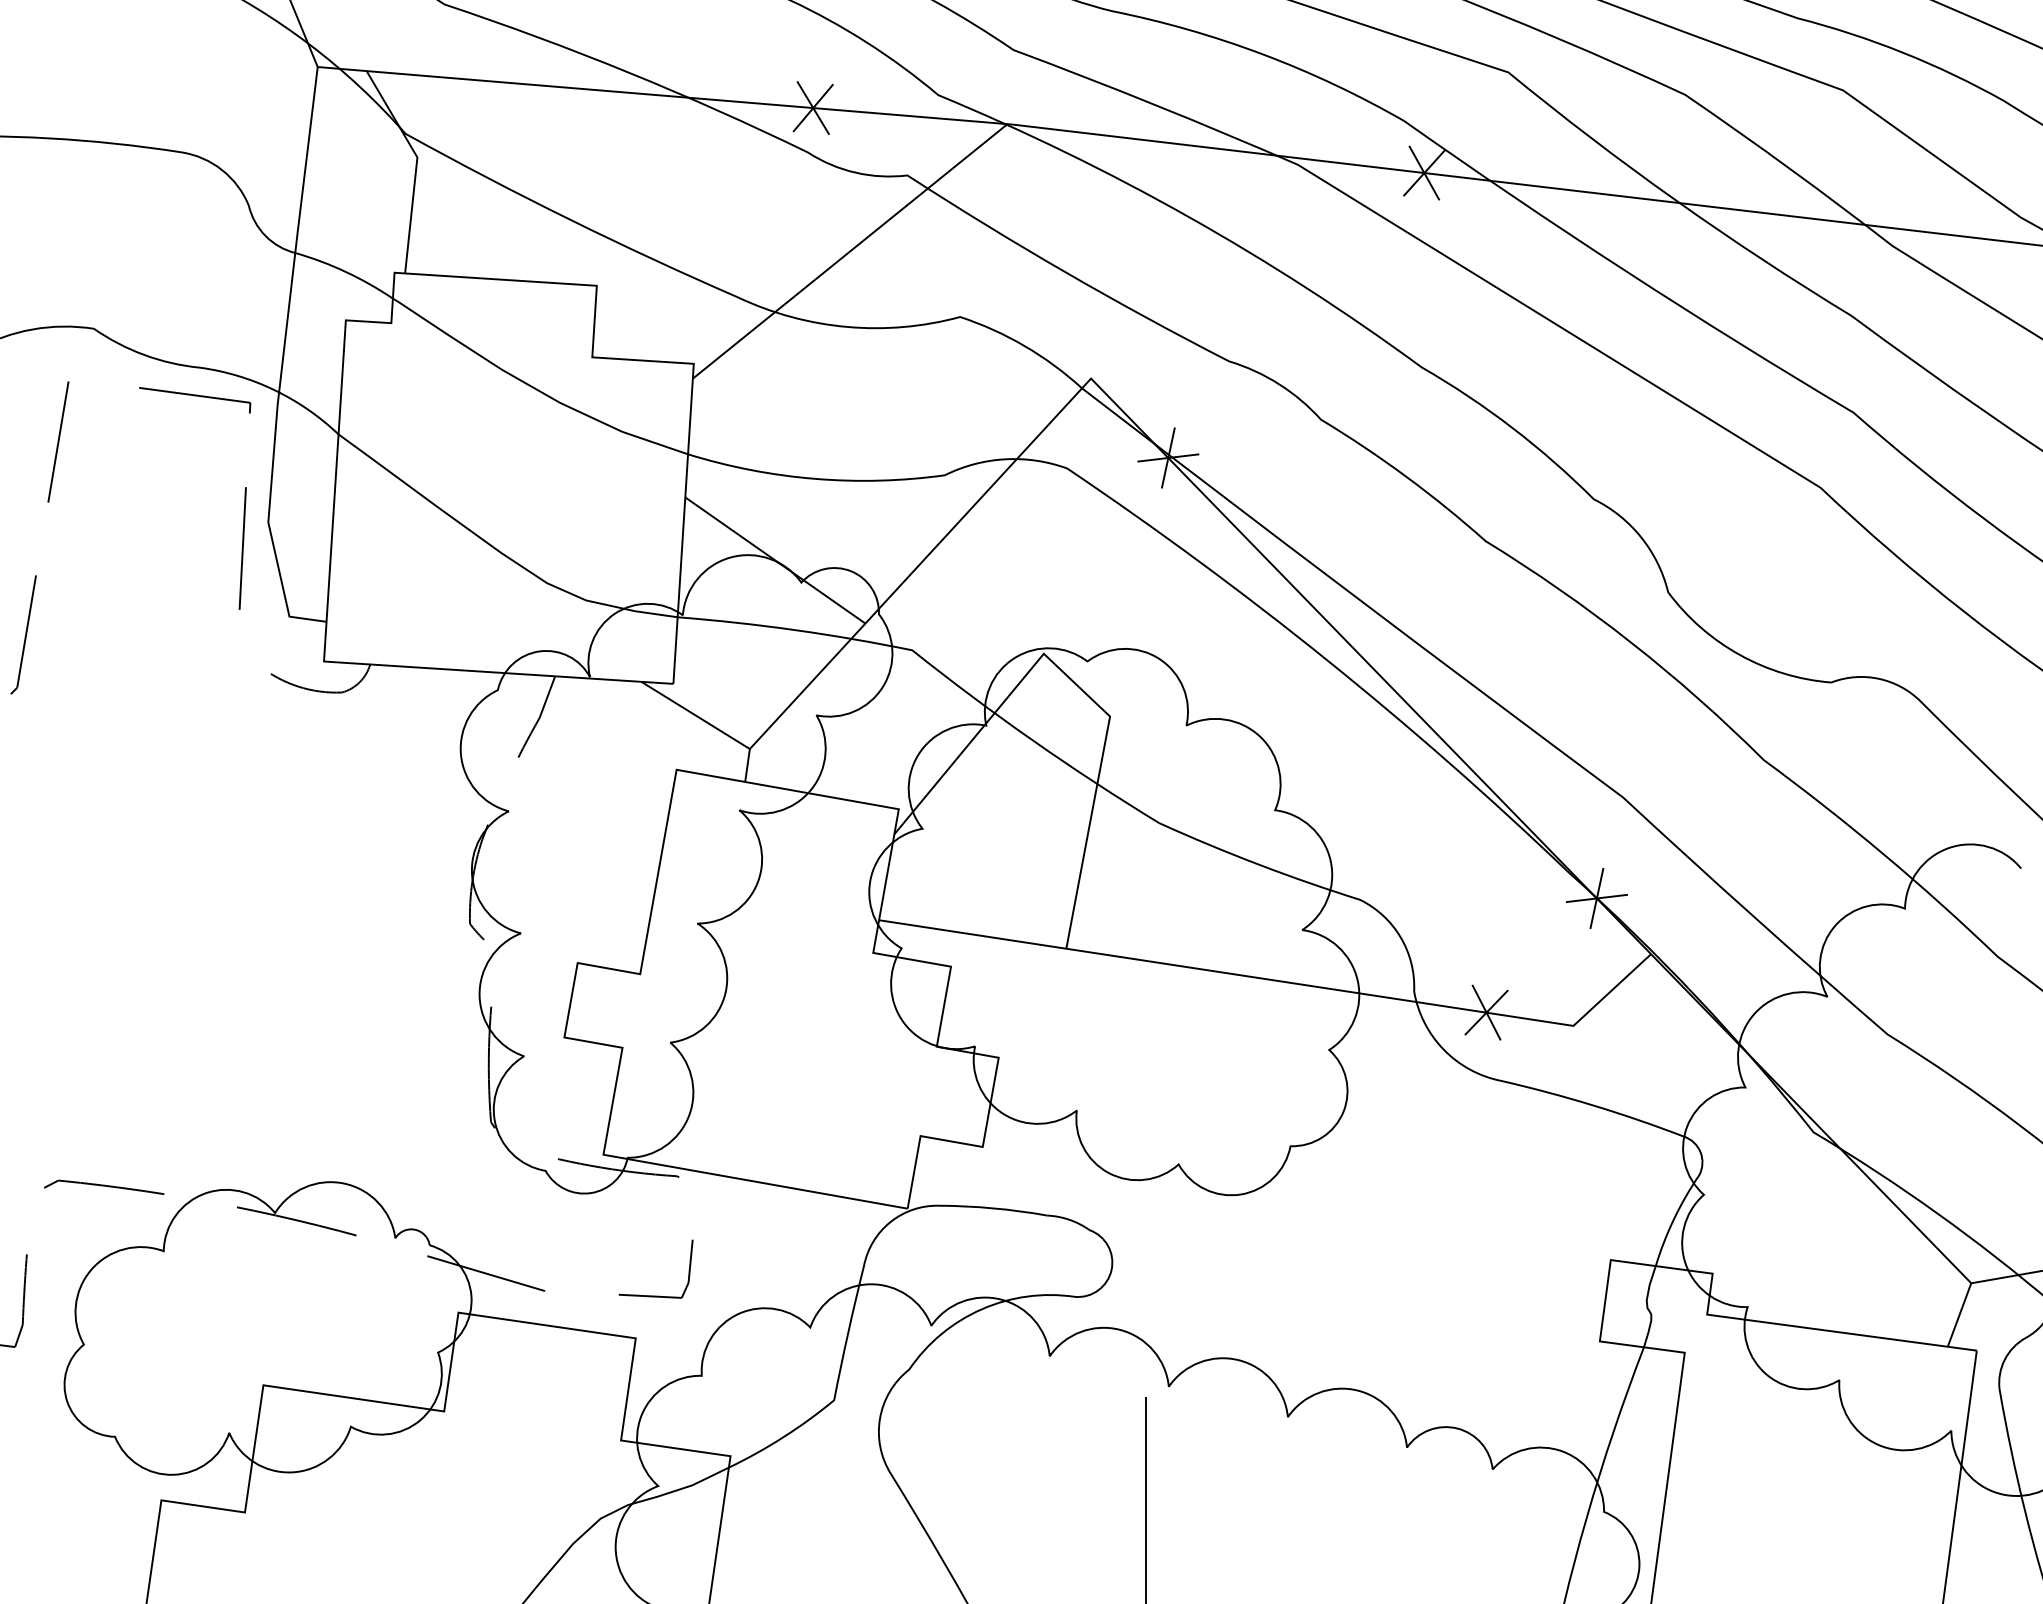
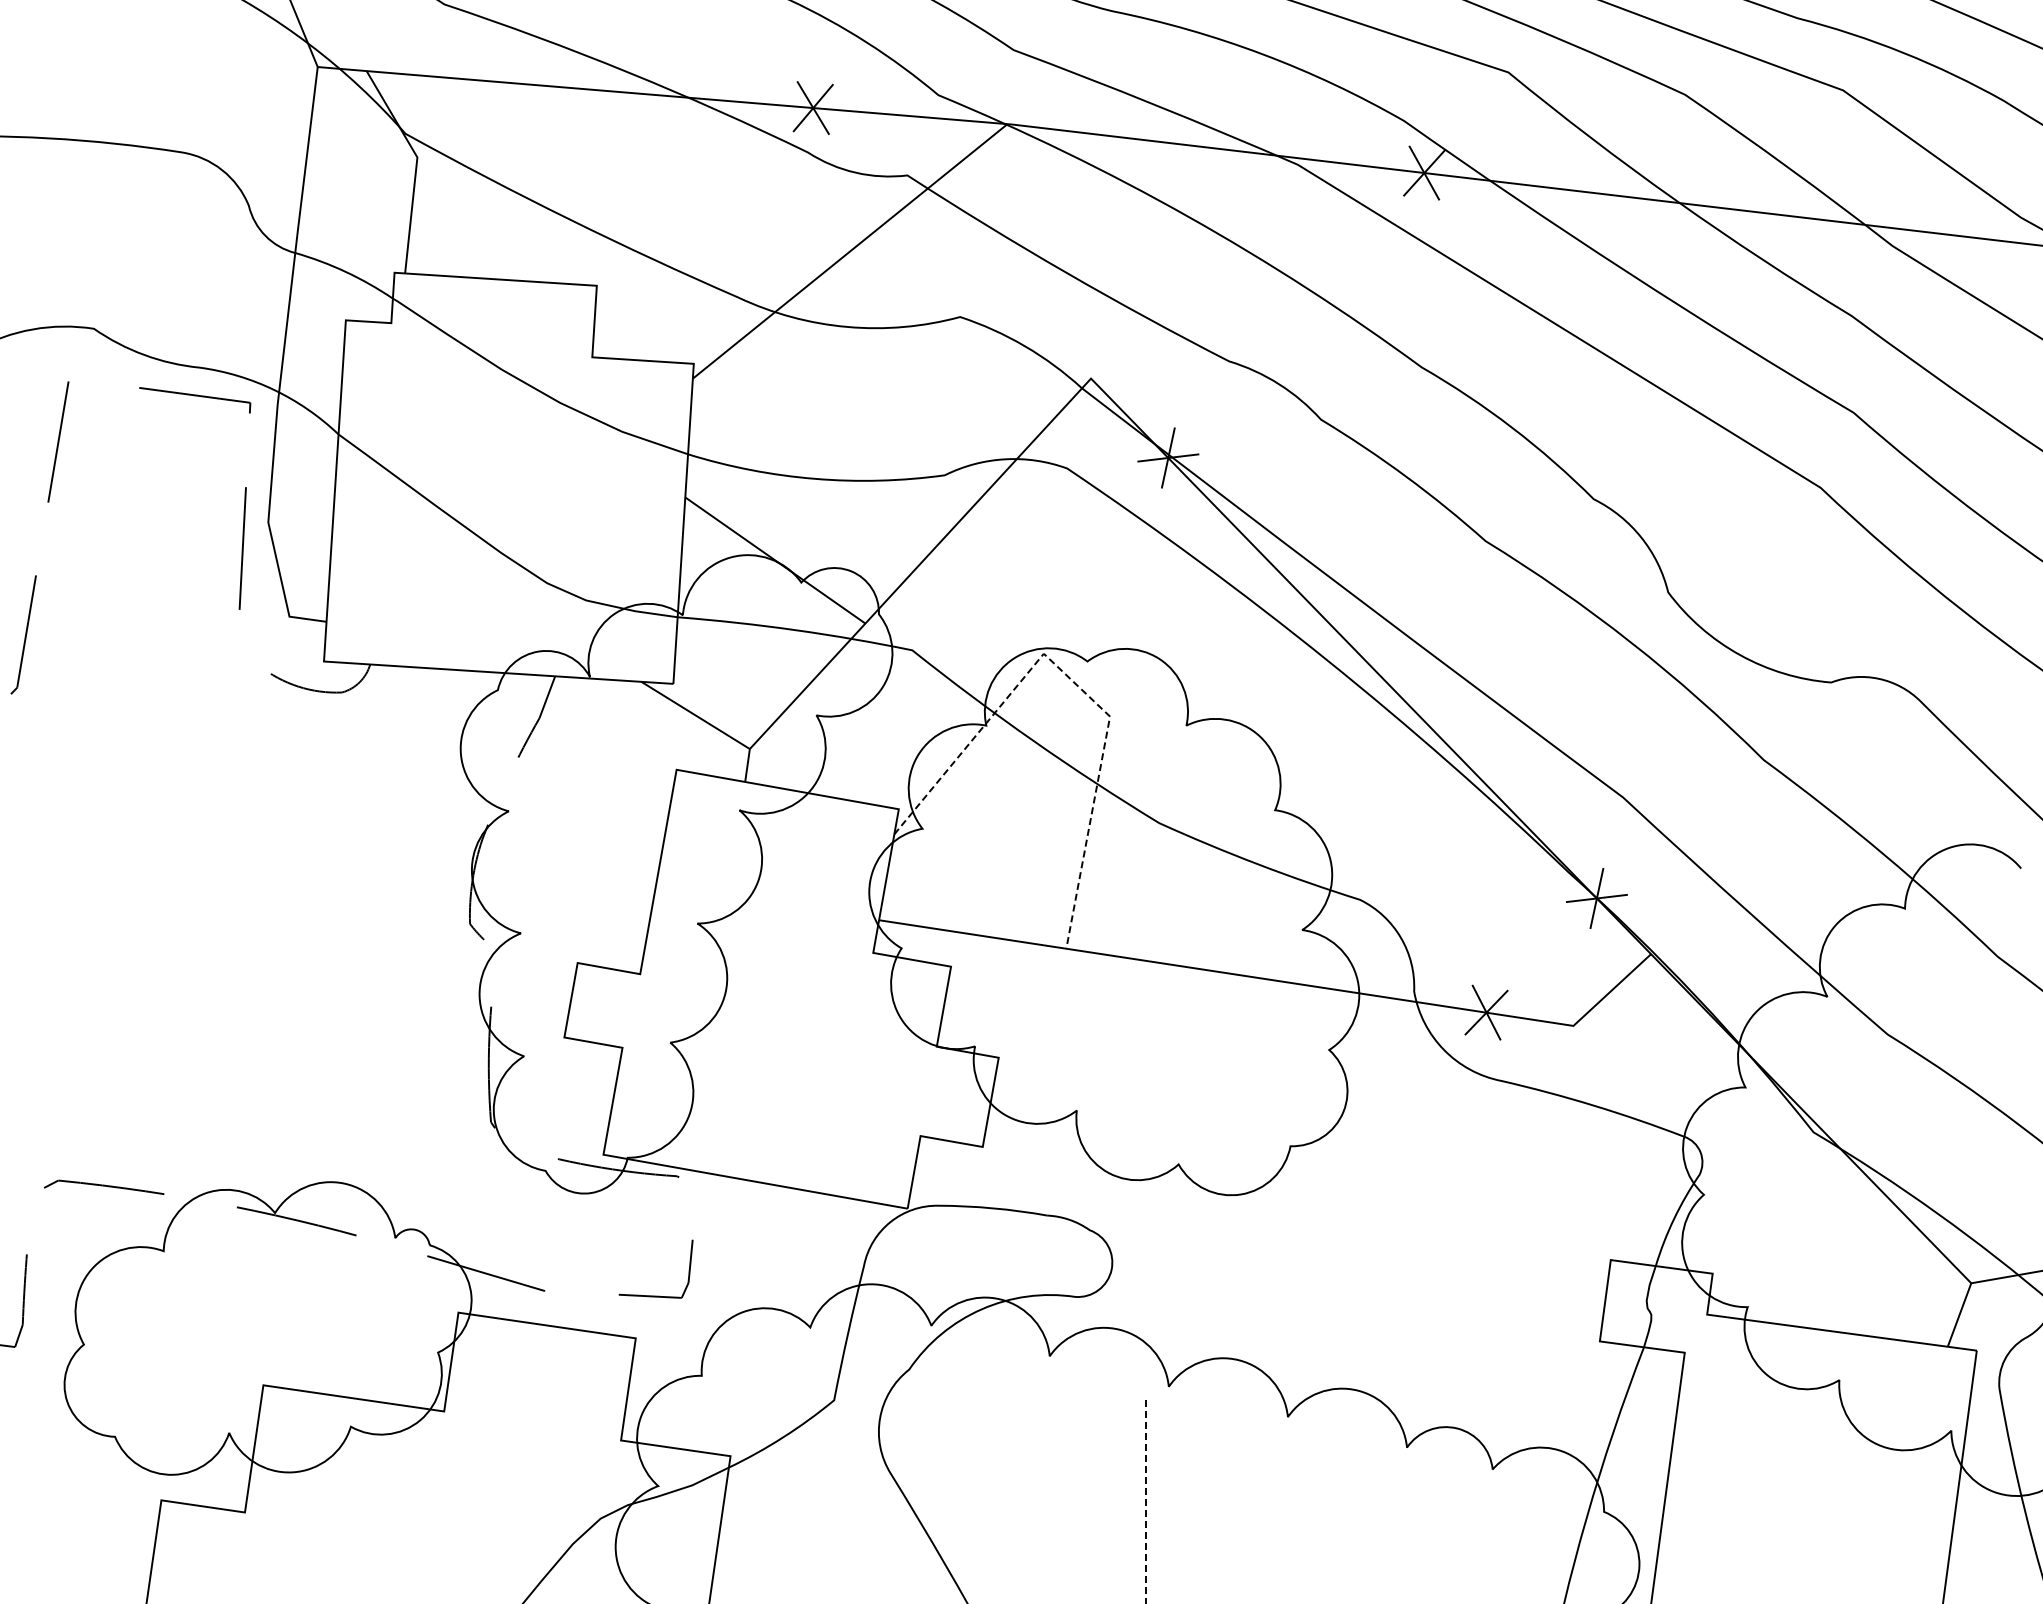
line: solid -> dashed (1077, 685)
line: solid -> dashed (1145, 1500)
